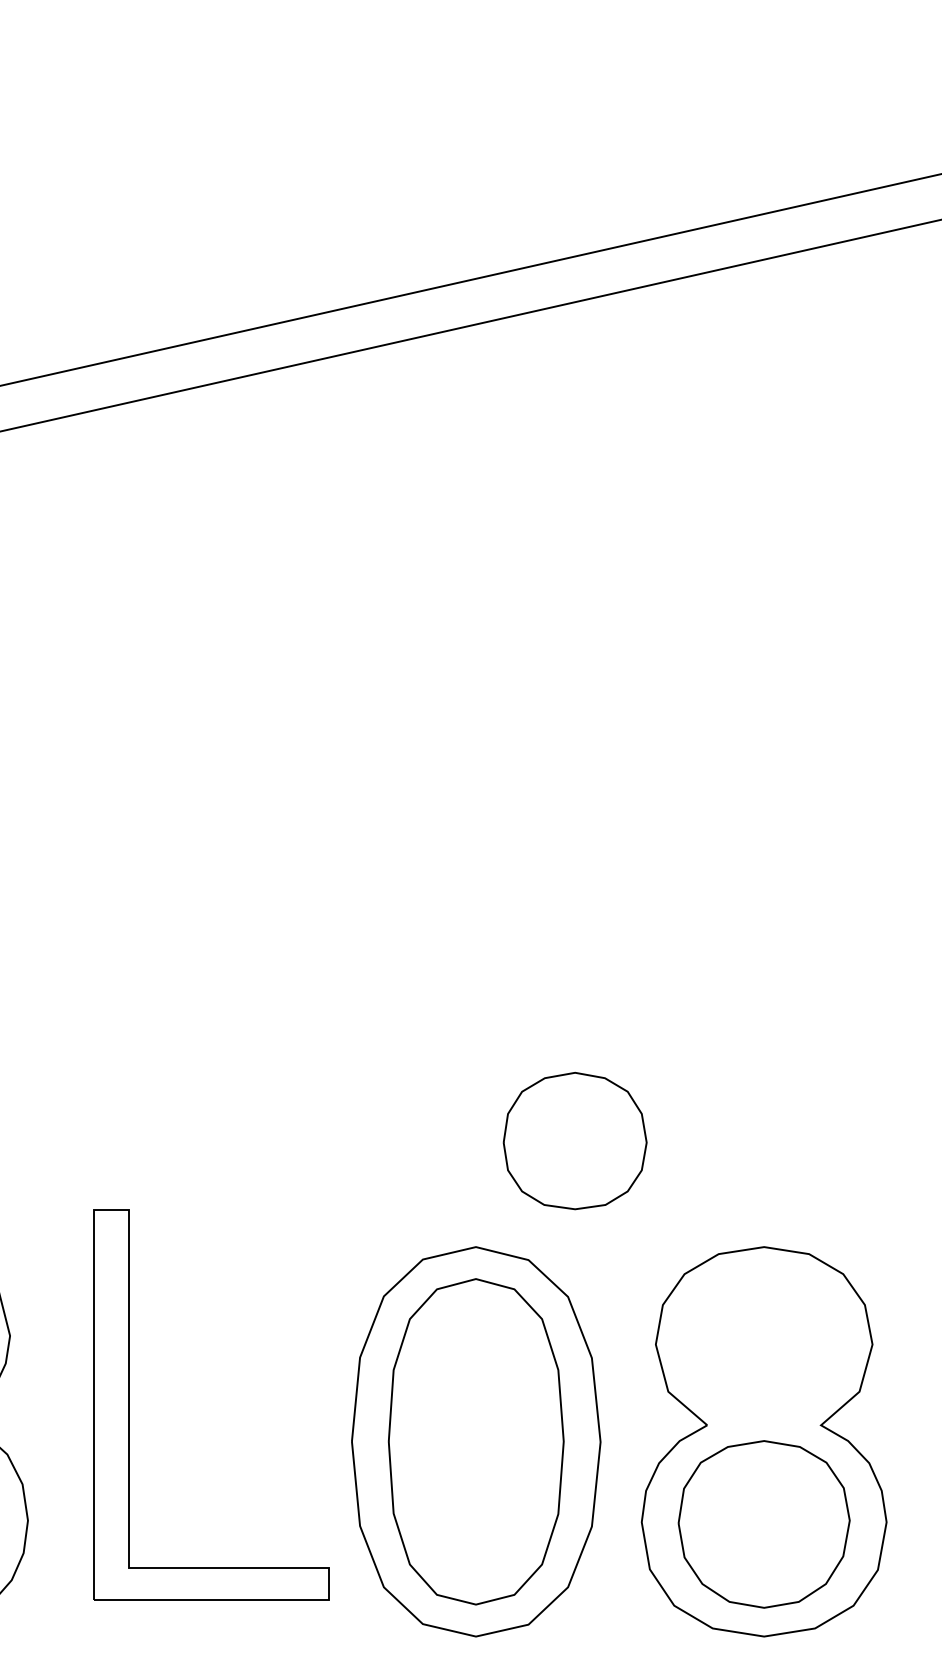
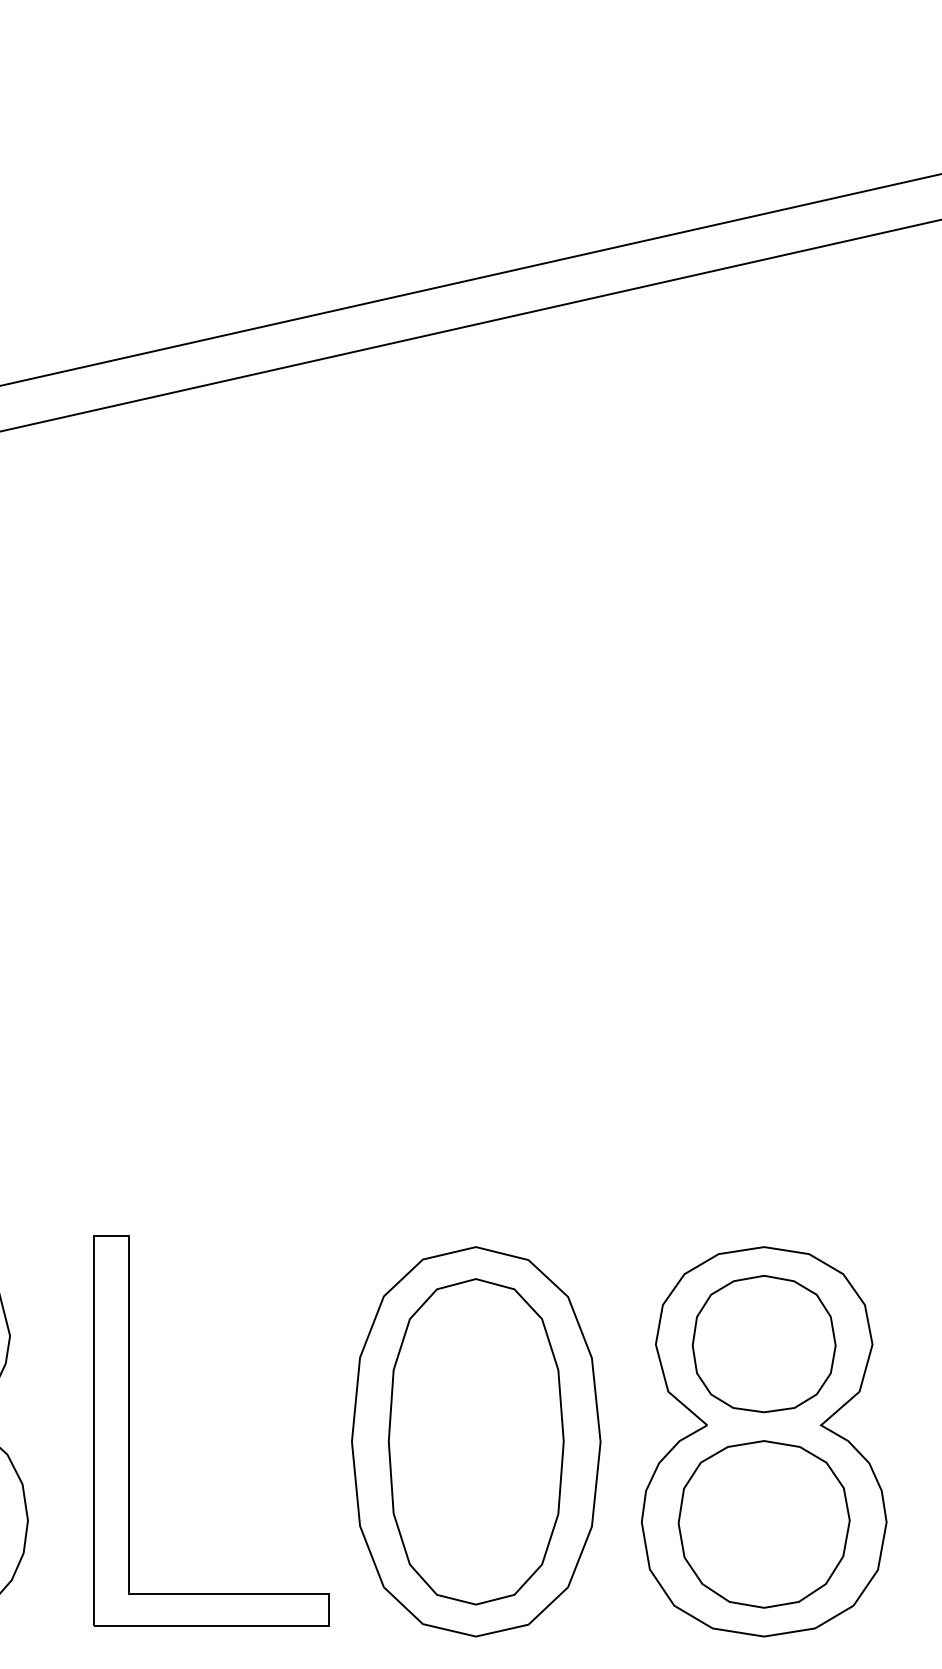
part position: (574, 1140) -> (763, 1343) (763, 1343)
part position: (129, 1404) -> (129, 1430) (129, 1430)
